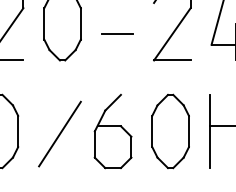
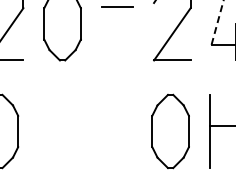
line: solid -> dashed (217, 22)
line position: (117, 33) -> (117, 6) (117, 6)
part: present -> none (112, 131)
line: present -> none (59, 133)
